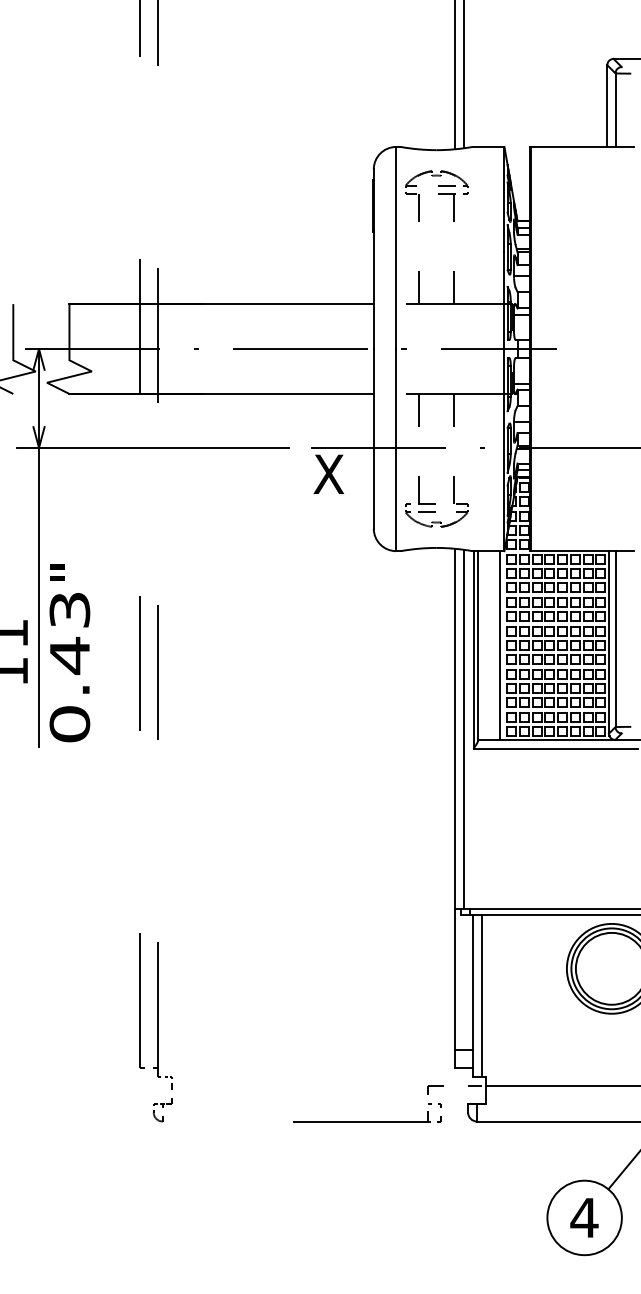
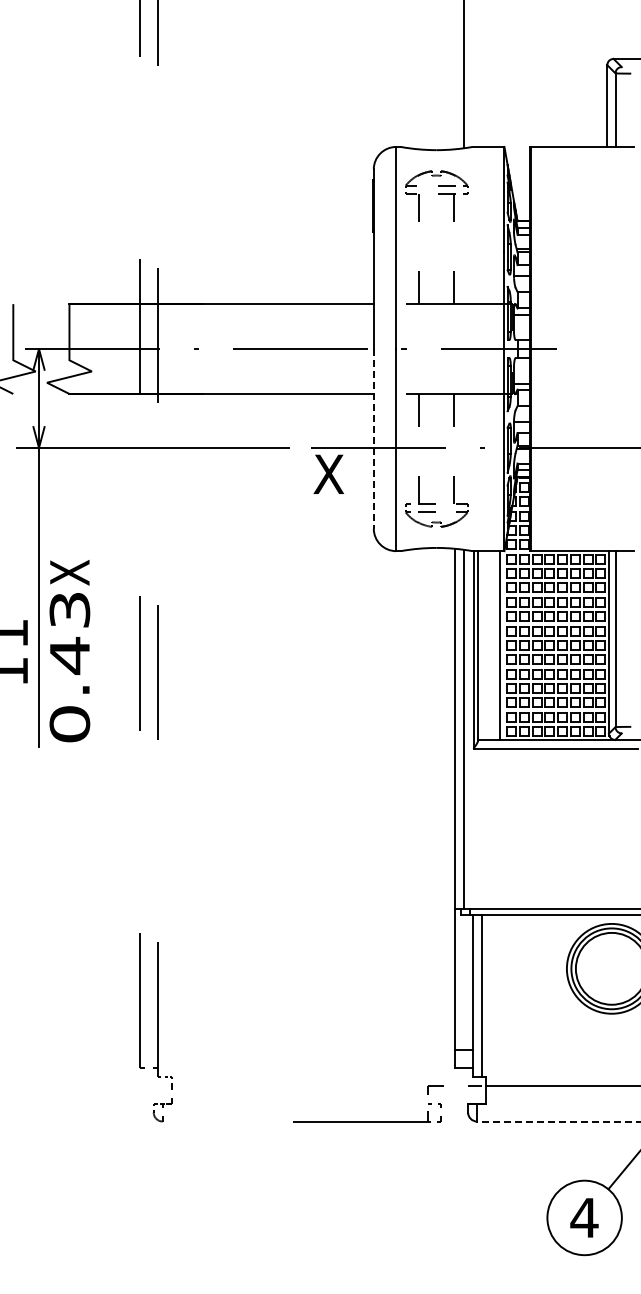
line: present -> none (454, 75)
line: solid -> dashed (373, 438)
text: " -> X (69, 572)
line: solid -> dashed (558, 1121)
